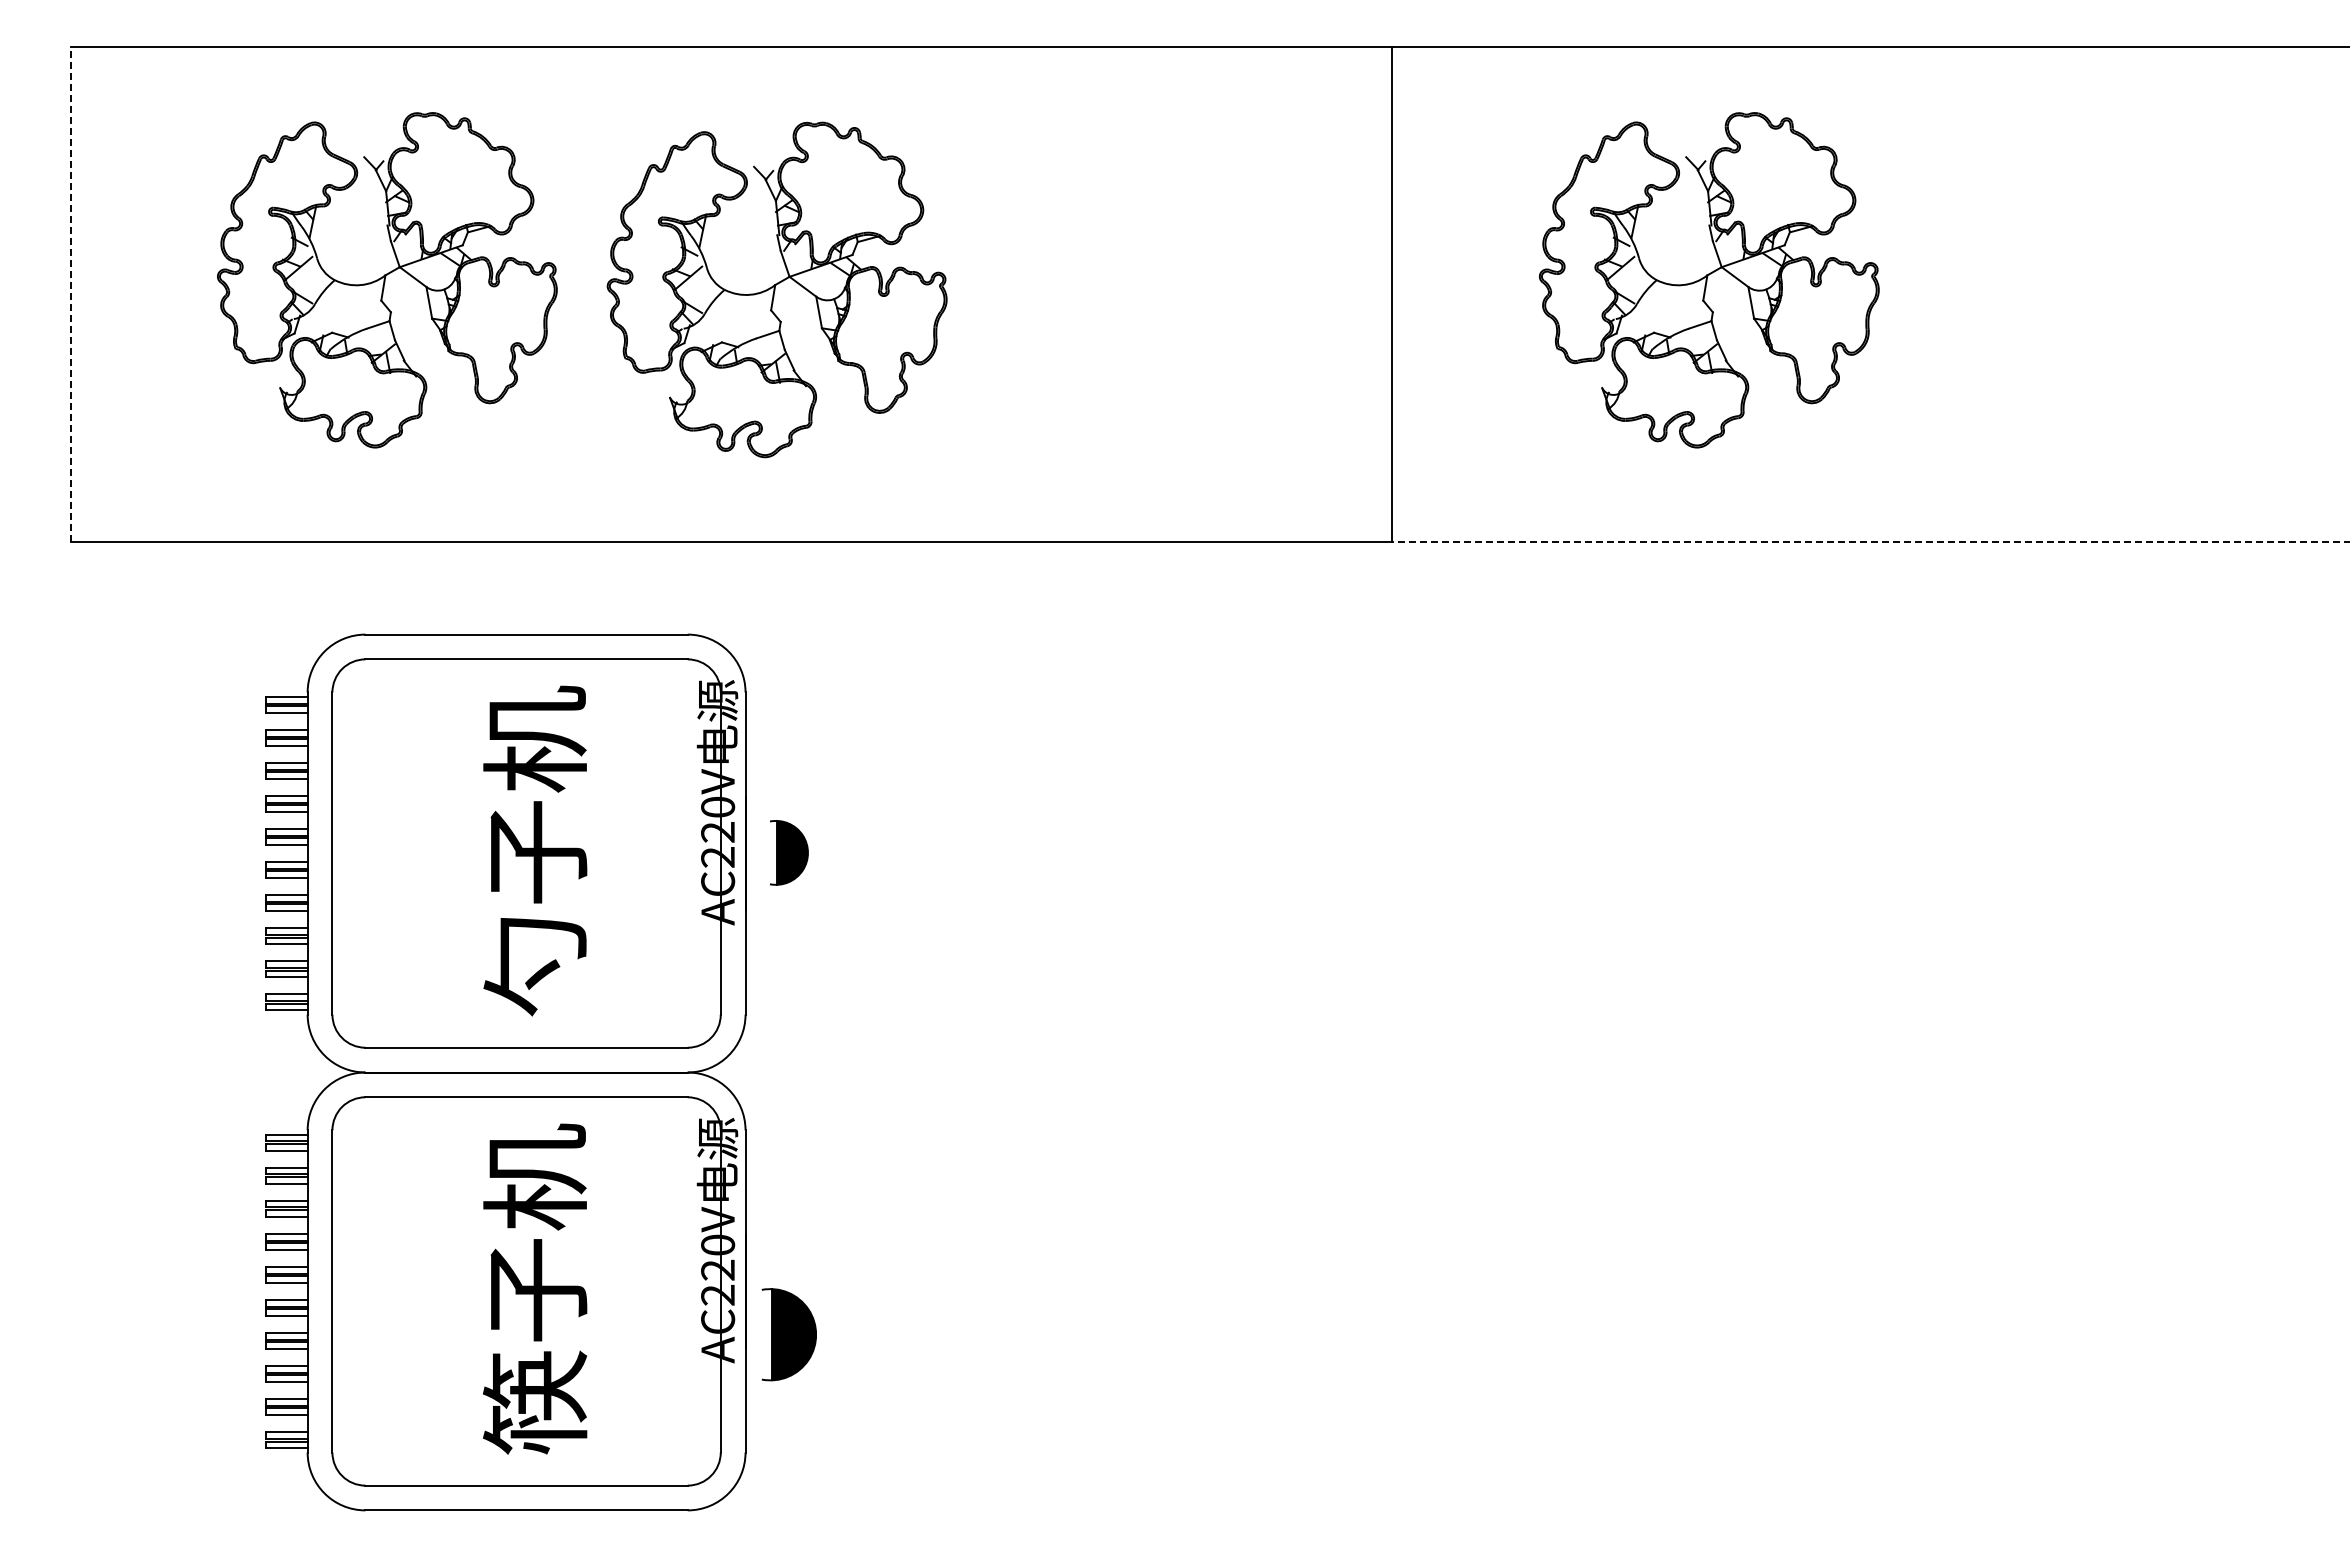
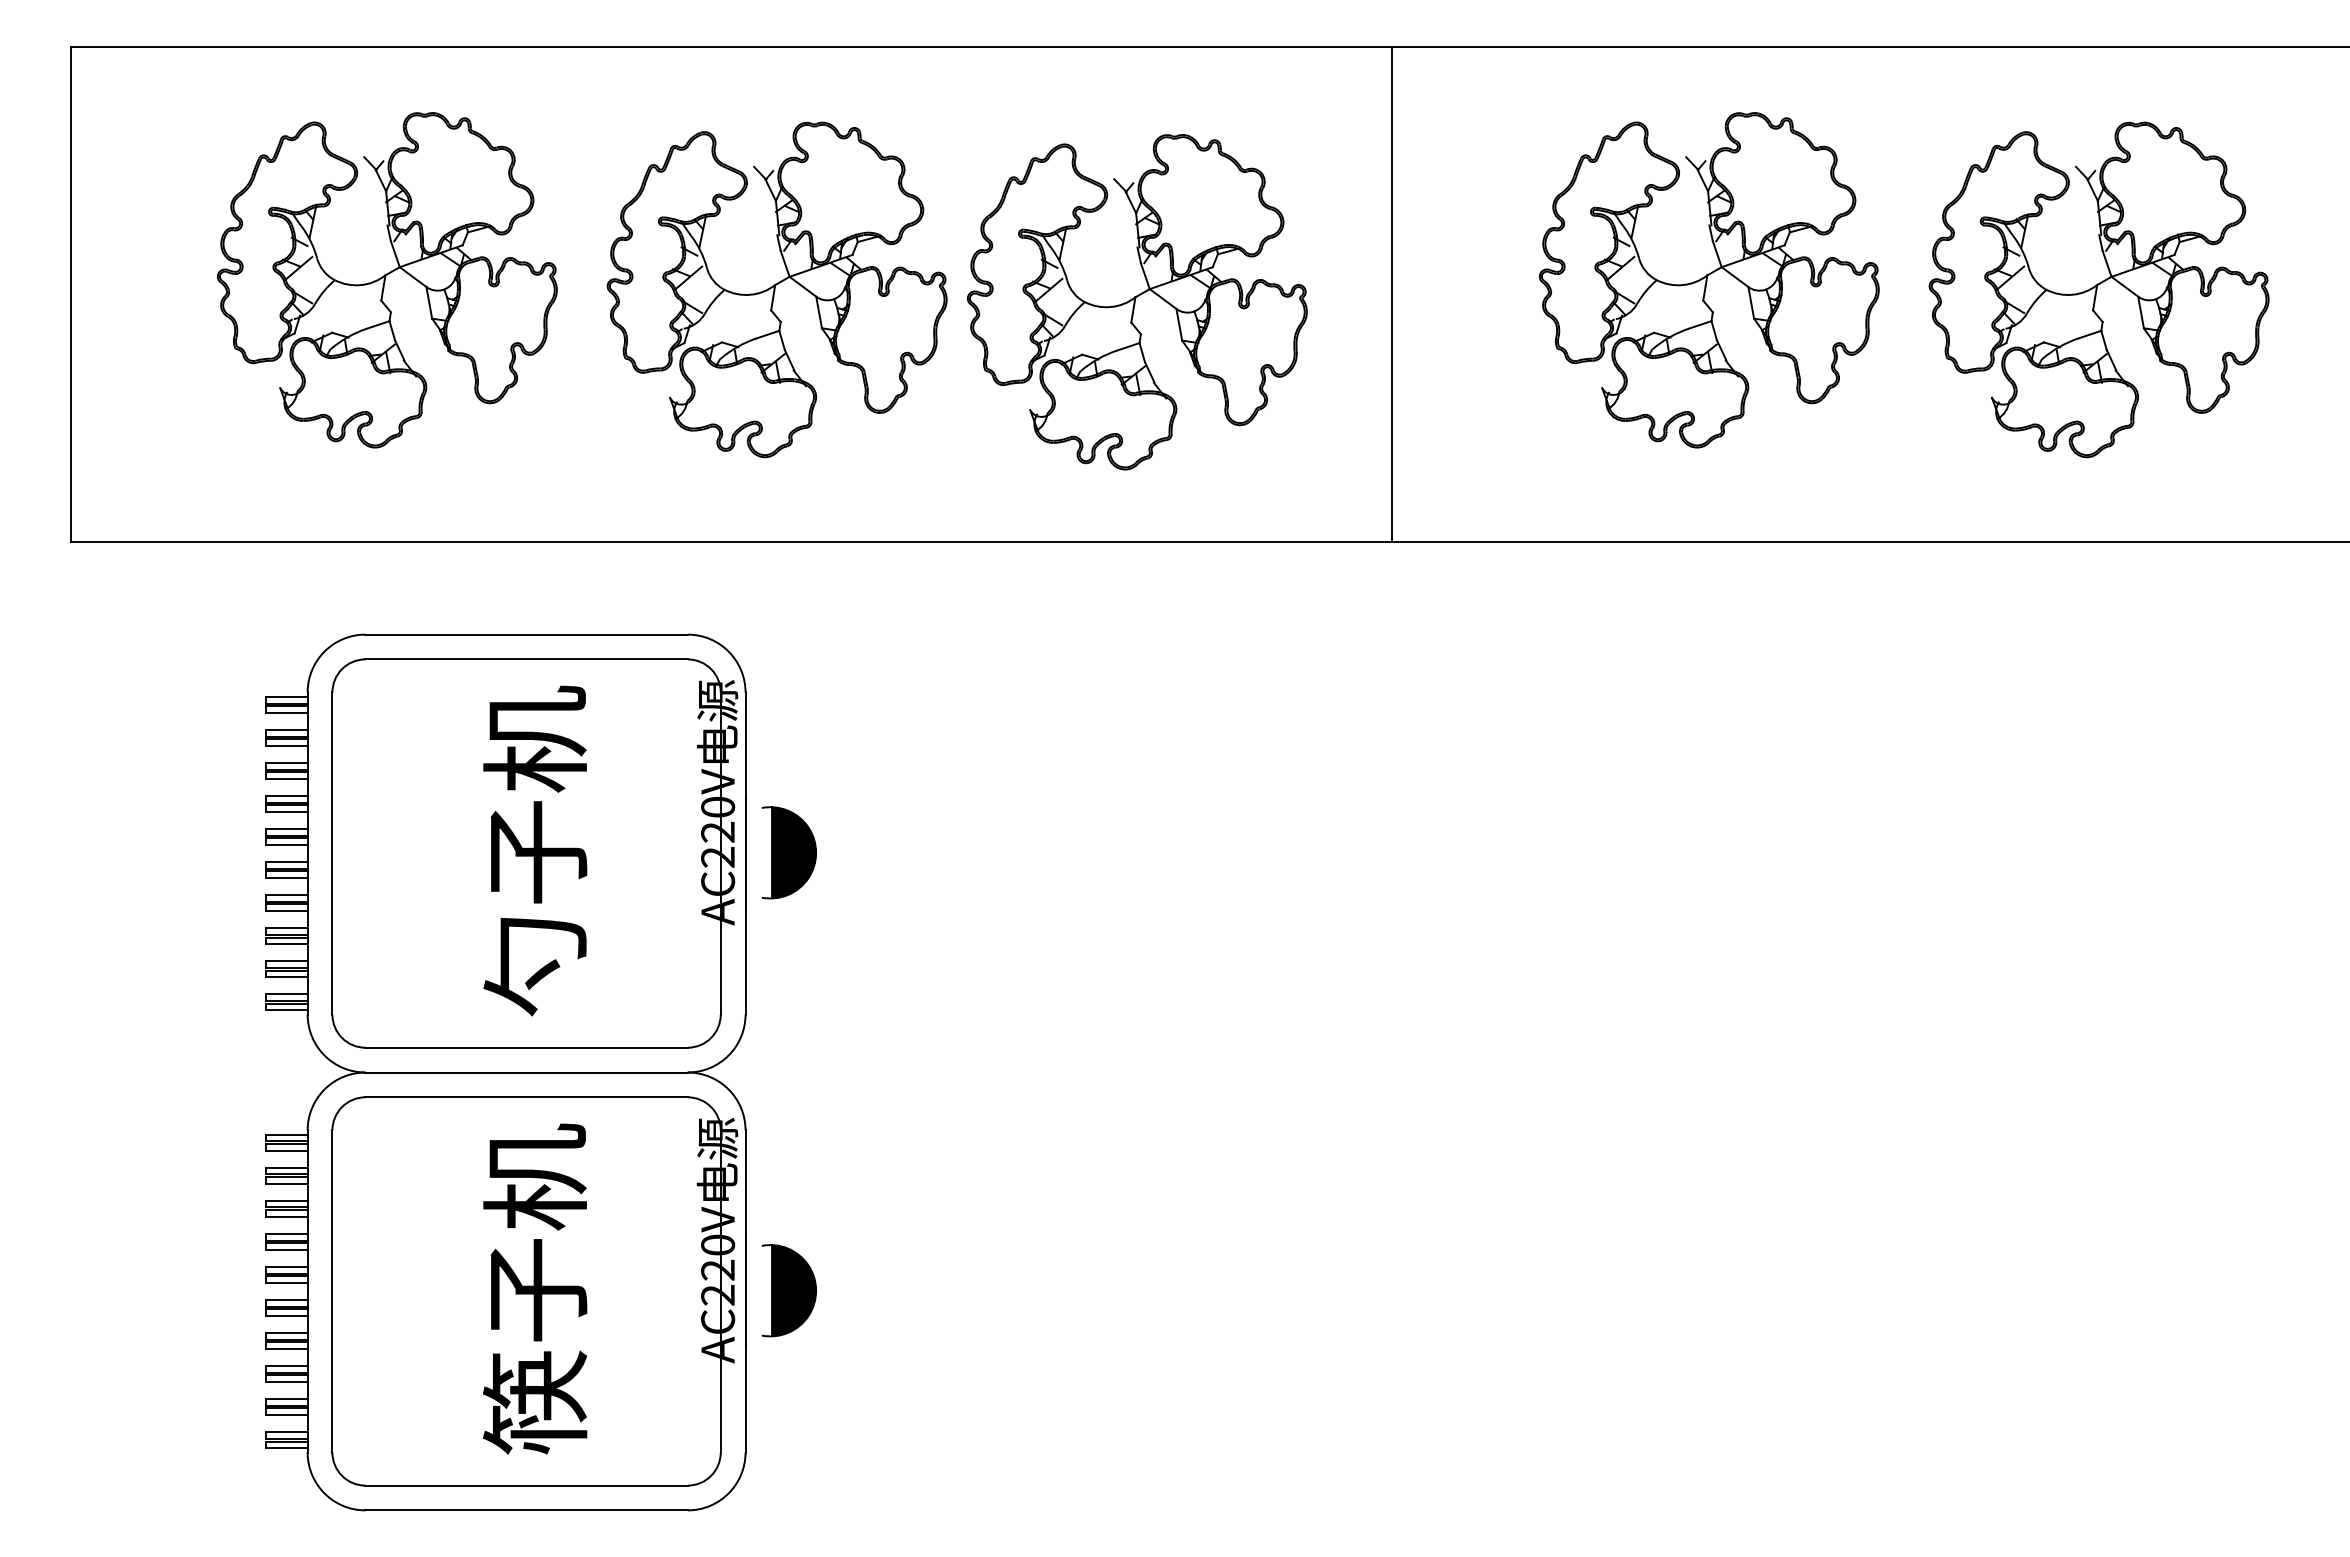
part: none -> present (2098, 289)
line: dashed -> solid (70, 294)
part: none -> present (1137, 302)
line: dashed -> solid (1870, 542)
part size: 39x66 px -> 56x94 px (788, 852)
part position: (788, 1334) -> (788, 1290) (788, 1290)
